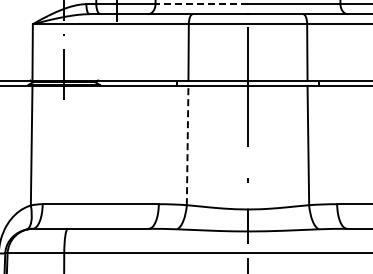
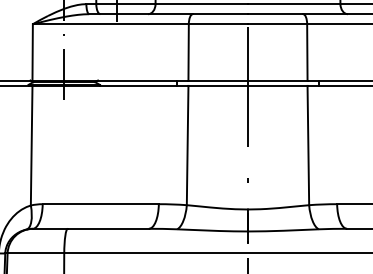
line: dashed -> solid (201, 4)
line: dashed -> solid (187, 145)
